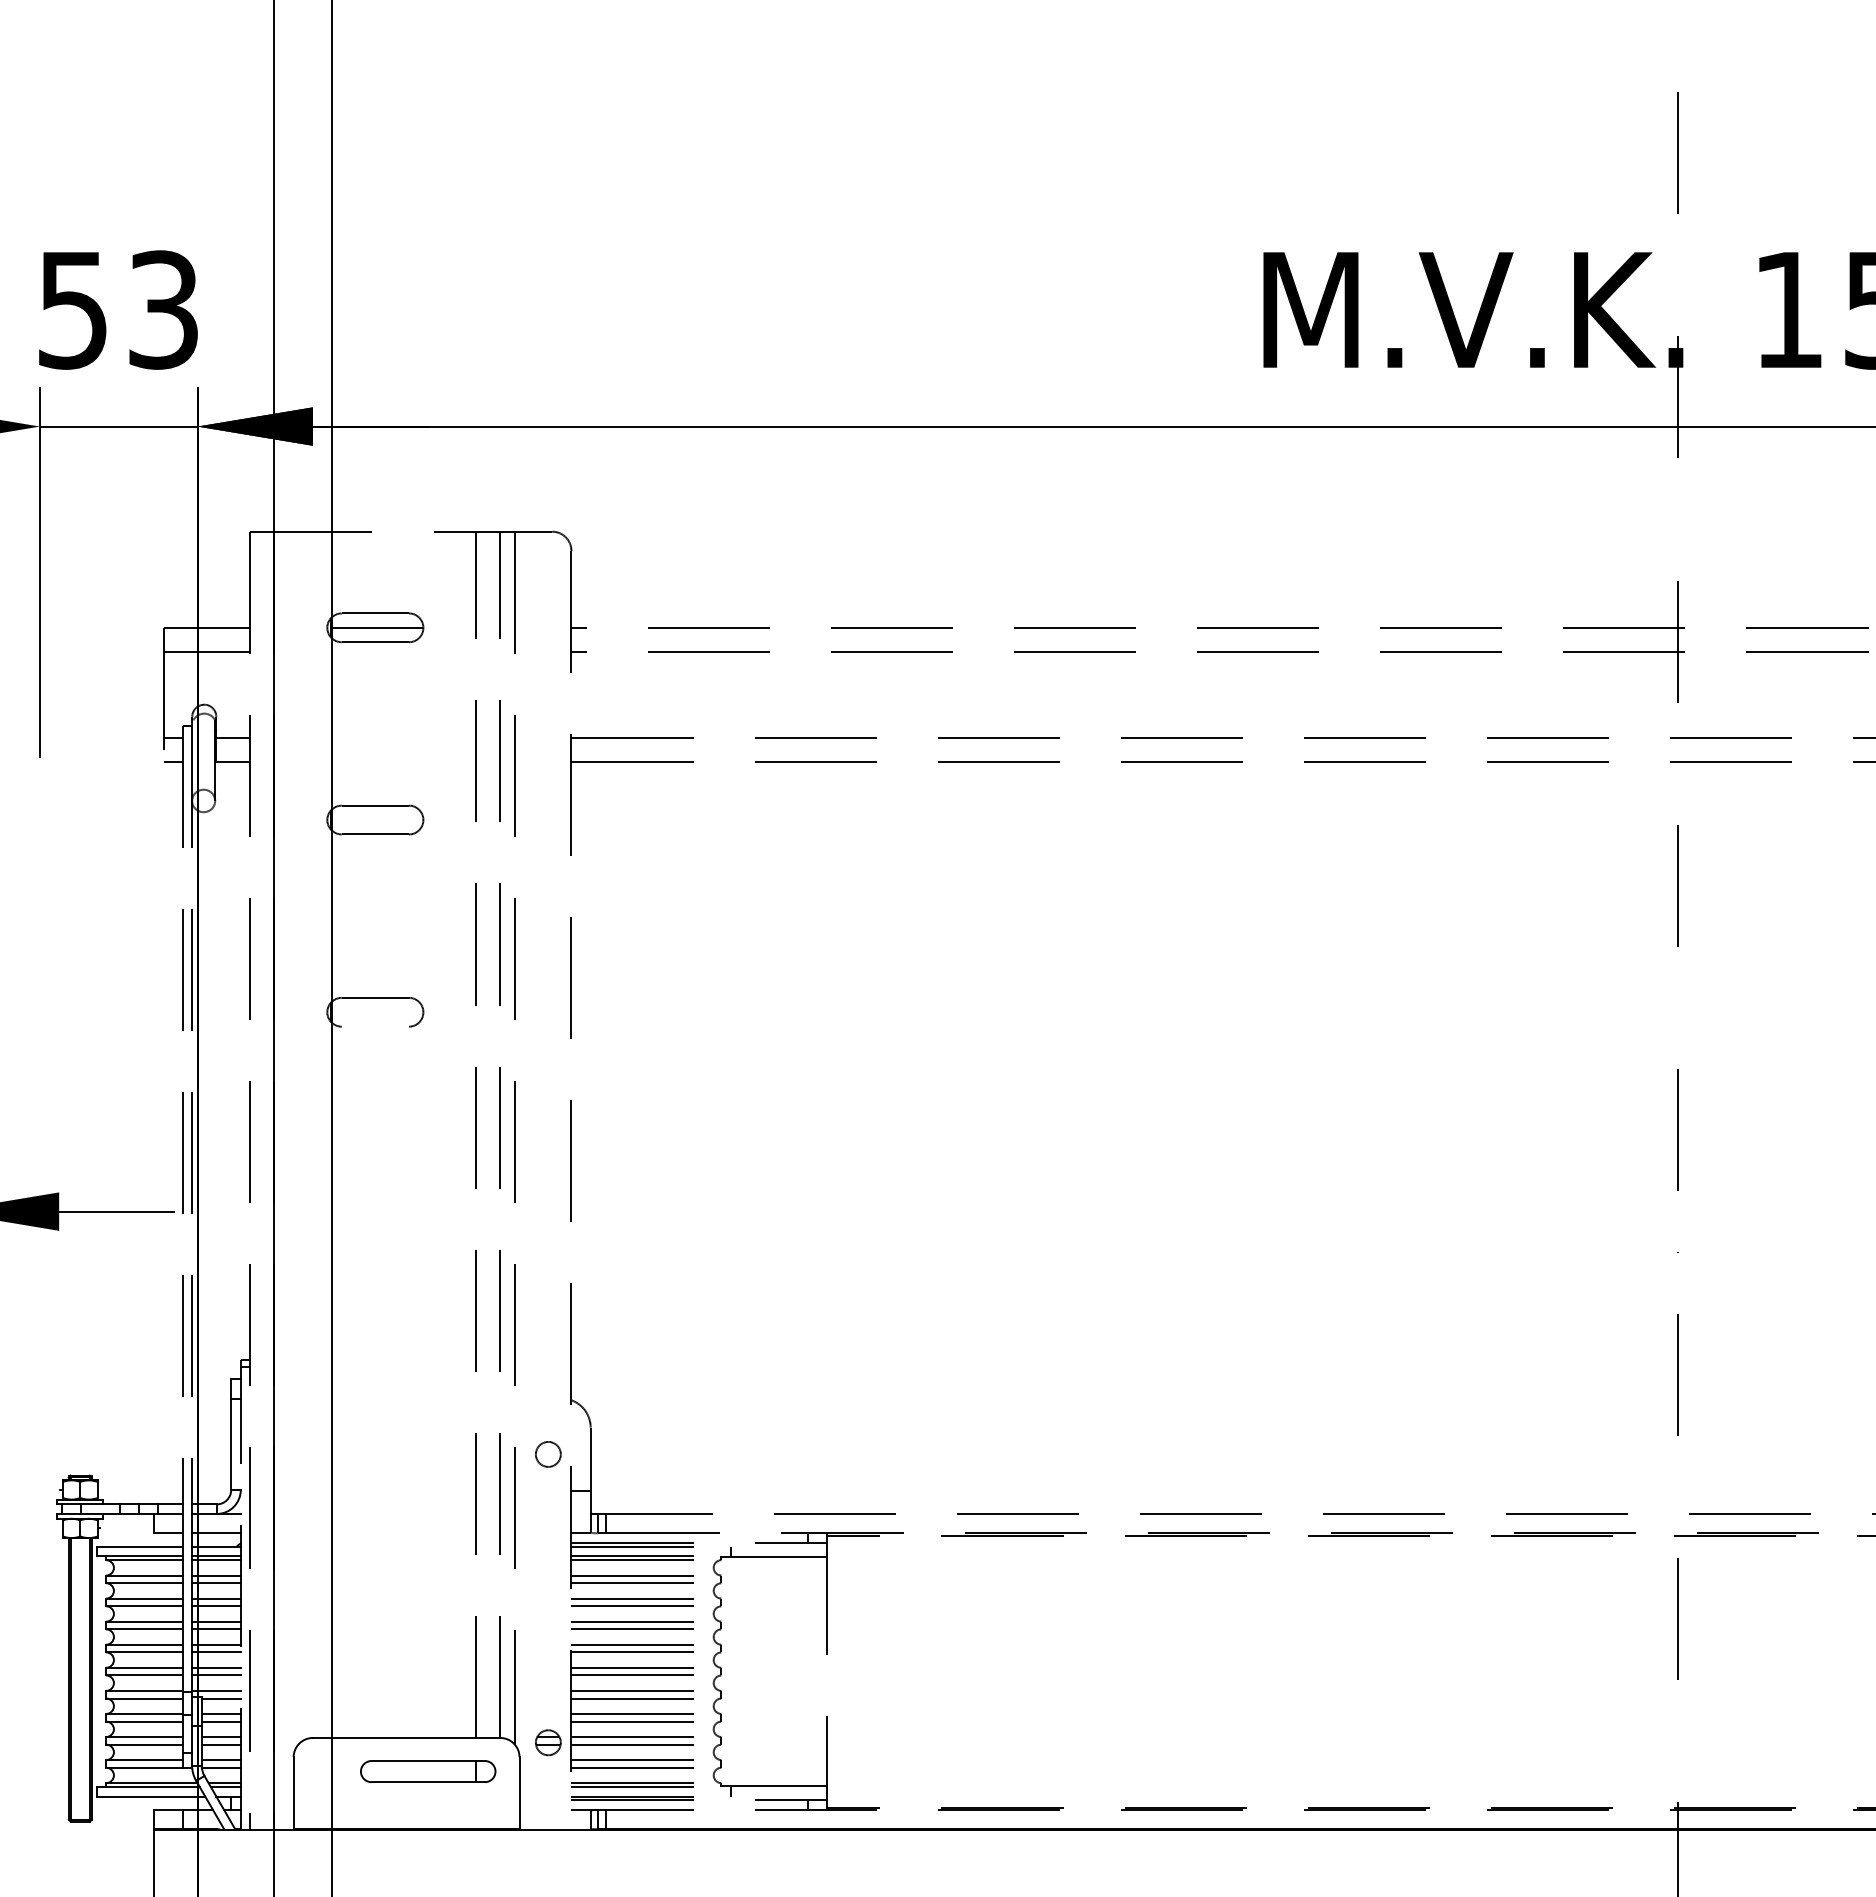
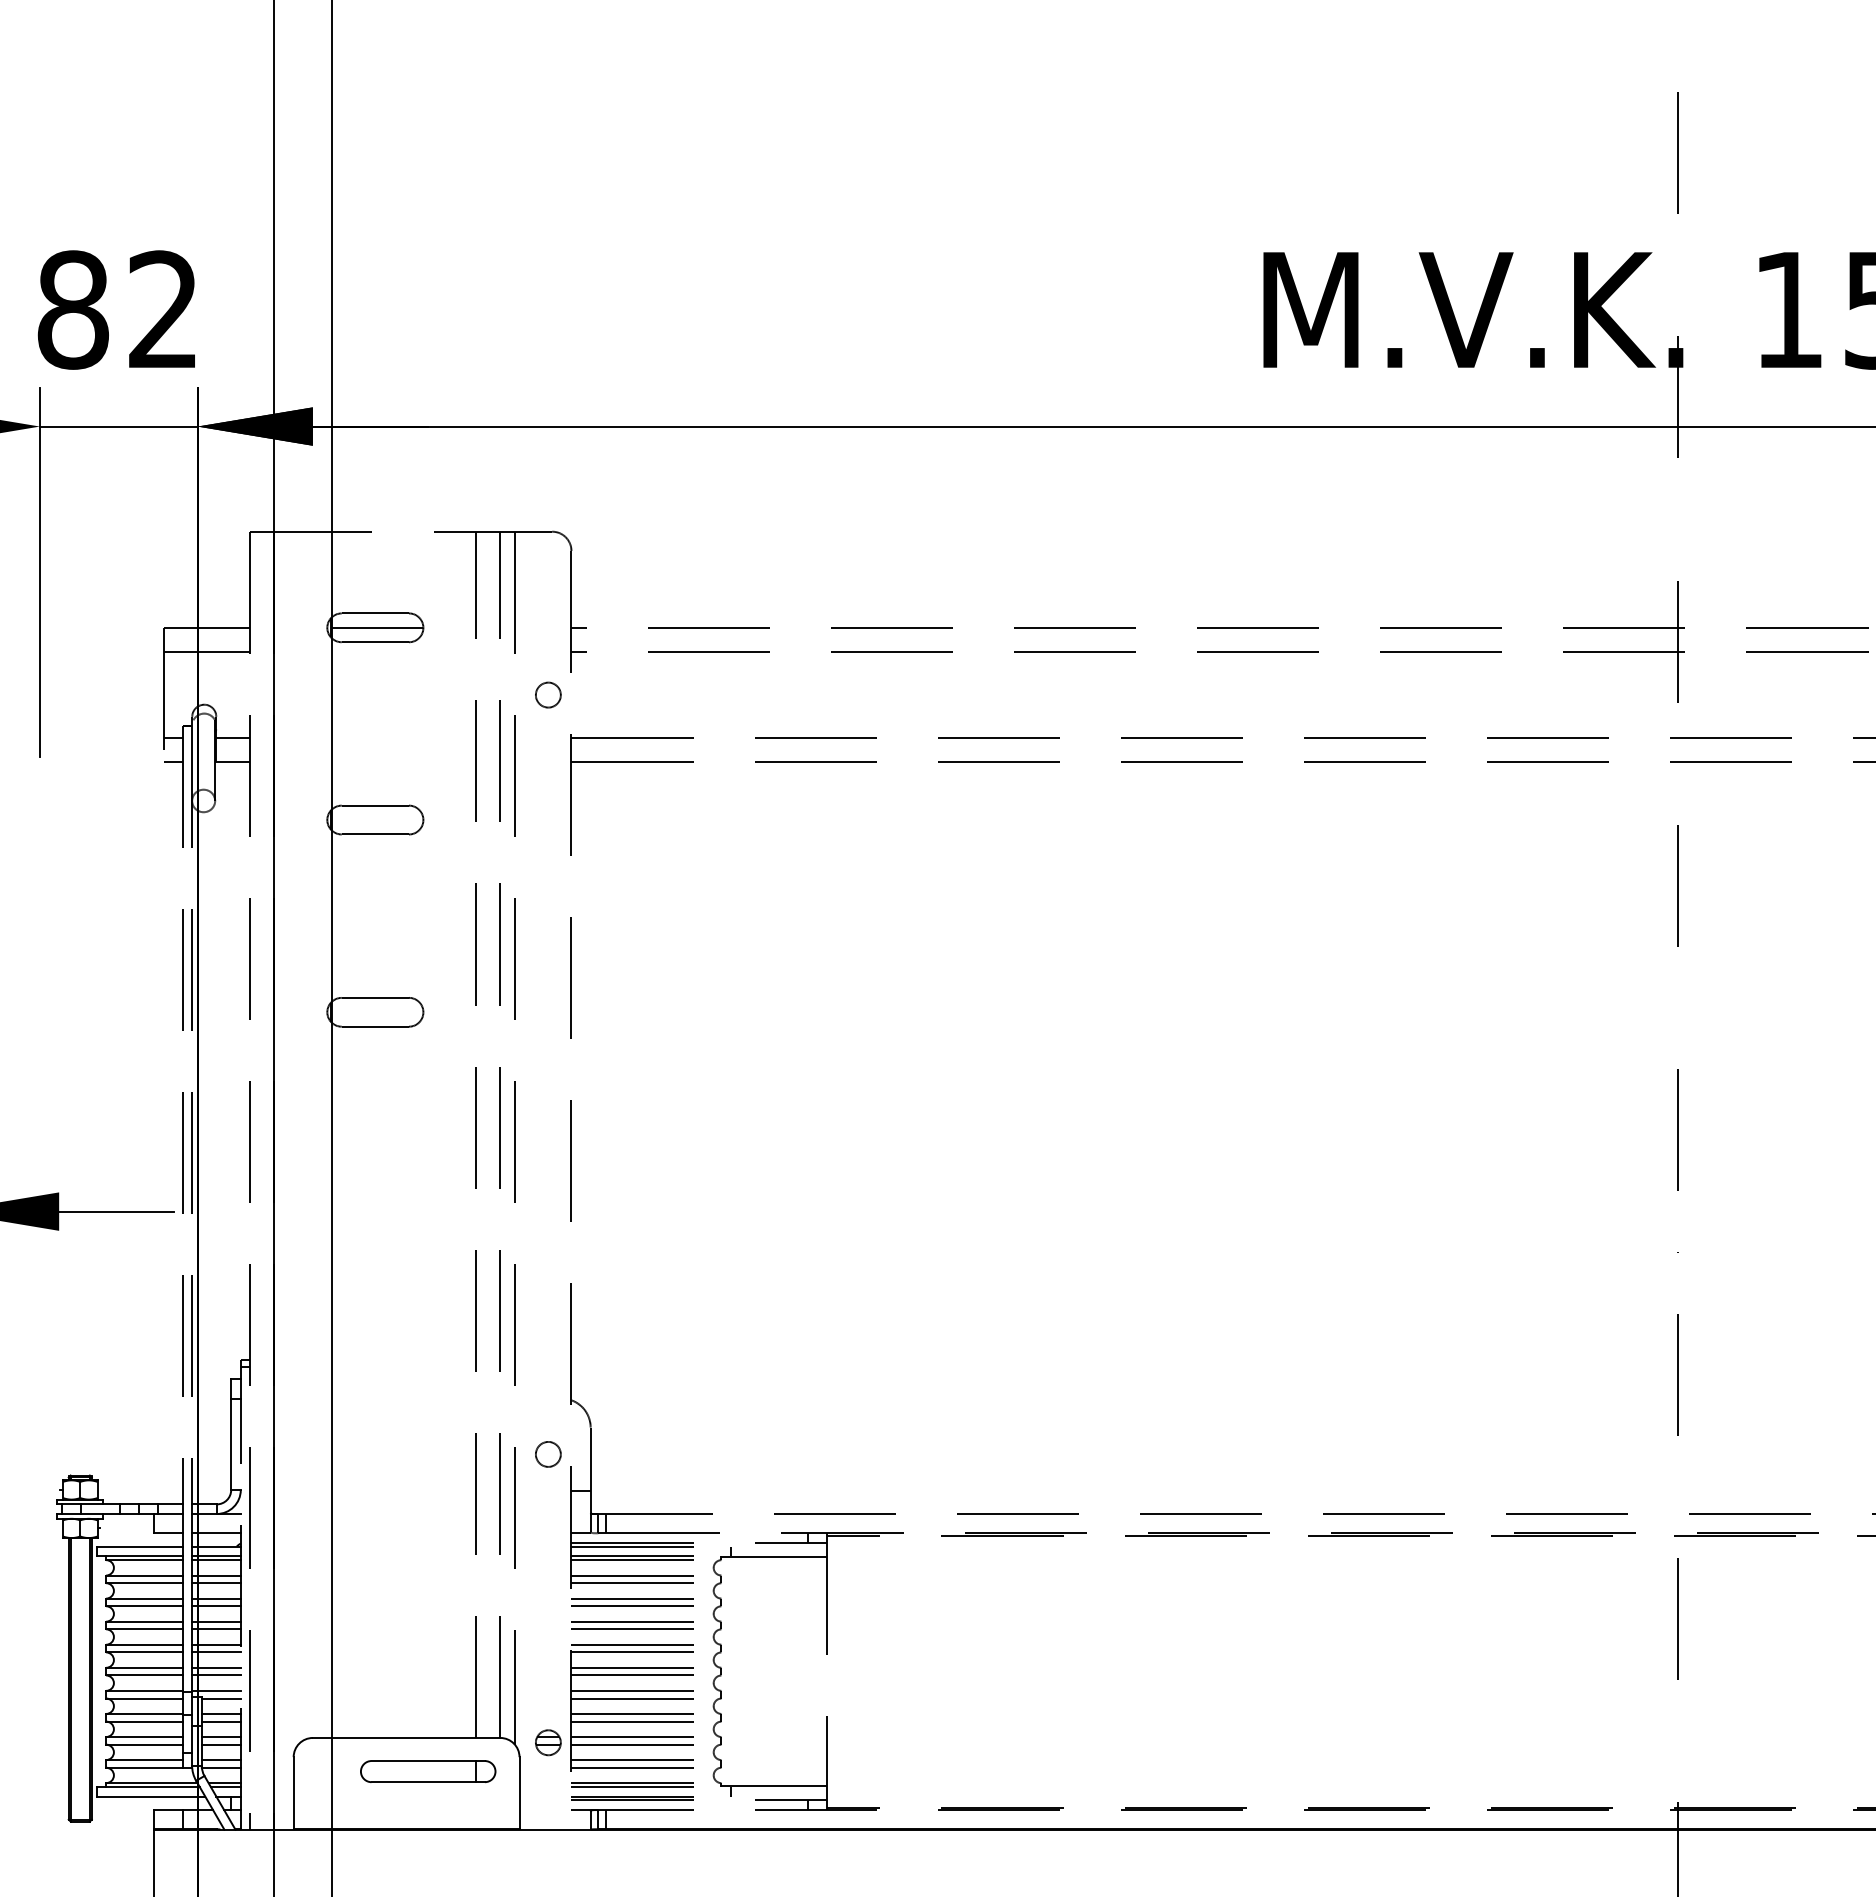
text: 53 -> 82 (117, 309)
circle: none -> present (548, 694)
line: none -> present (375, 1026)
